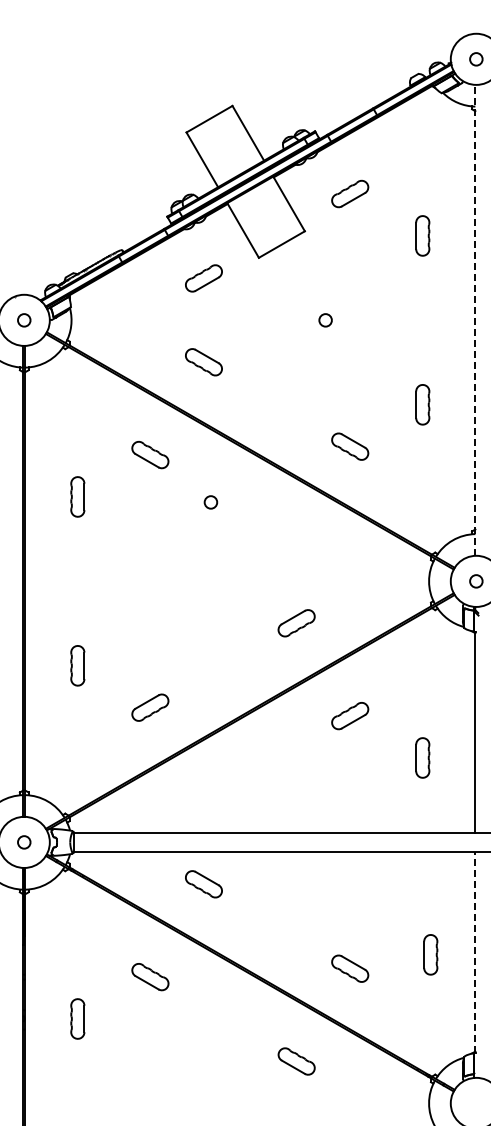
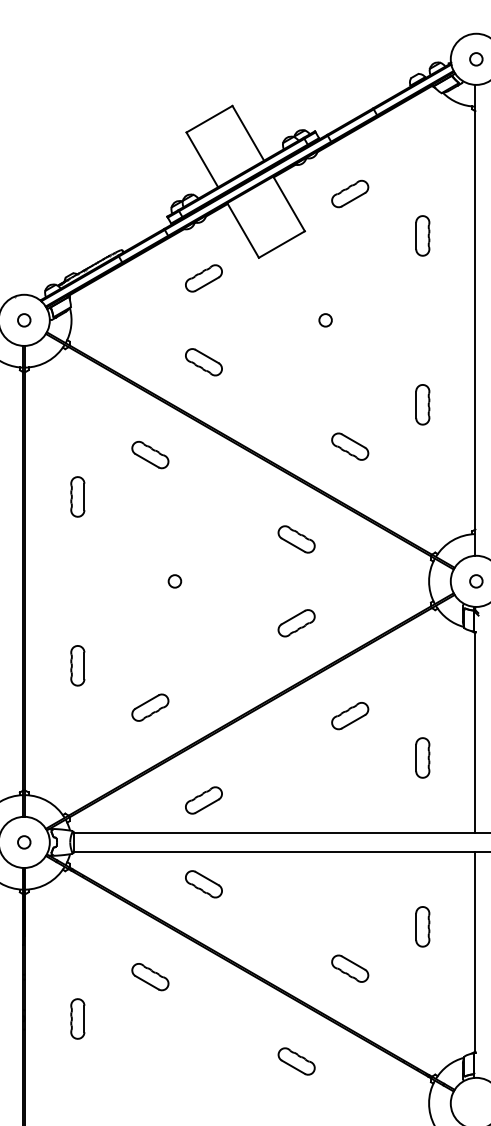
line: dashed -> solid (475, 319)
circle position: (210, 502) -> (174, 581) (174, 581)
part: none -> present (296, 539)
part: none -> present (203, 800)
line: dashed -> solid (475, 952)
part position: (430, 954) -> (422, 926) (422, 926)
